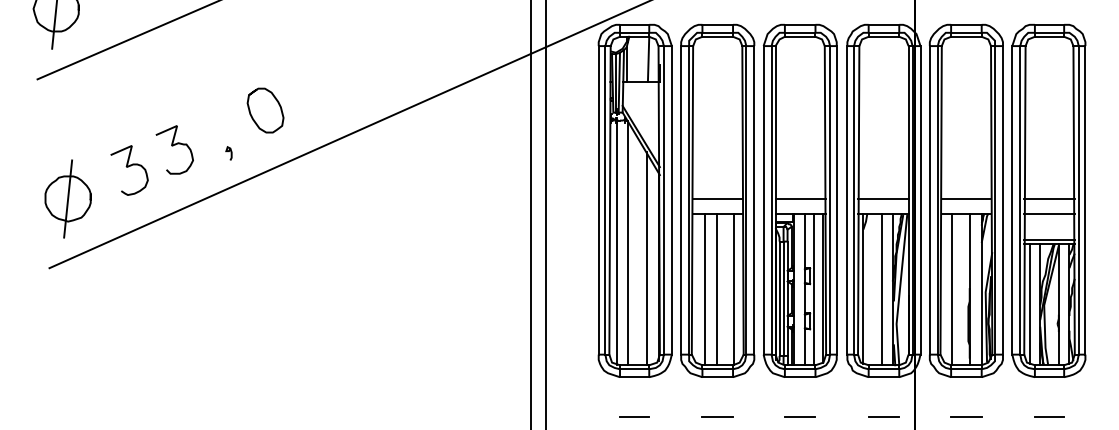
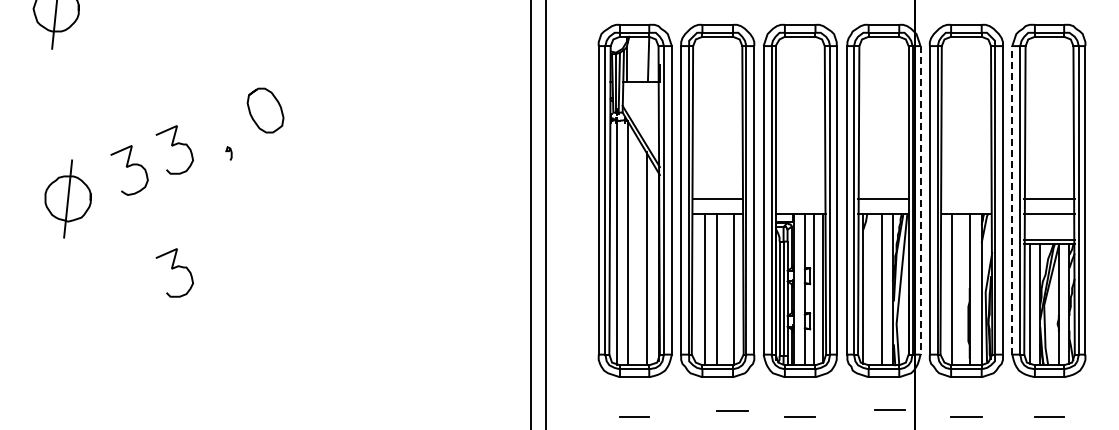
line: present -> none (126, 40)
line: present -> none (348, 135)
line: present -> none (800, 199)
line: present -> none (966, 199)
line: solid -> dashed (1012, 199)
line: solid -> dashed (920, 200)
curve: none -> present (173, 269)
line position: (717, 416) -> (732, 410) (732, 410)
line position: (883, 416) -> (889, 409) (889, 409)
